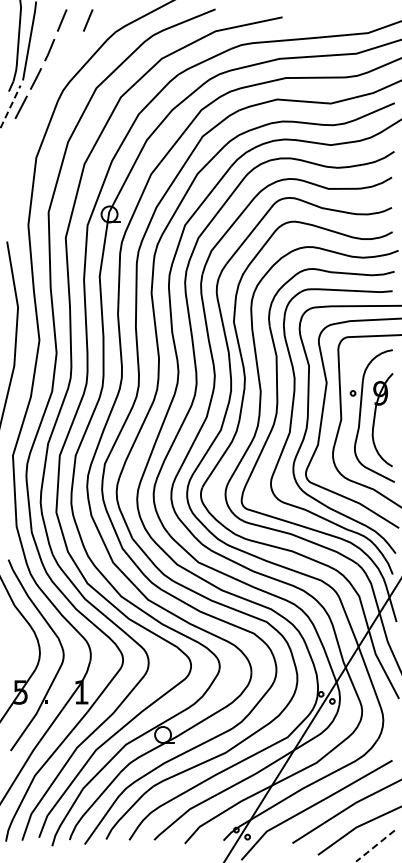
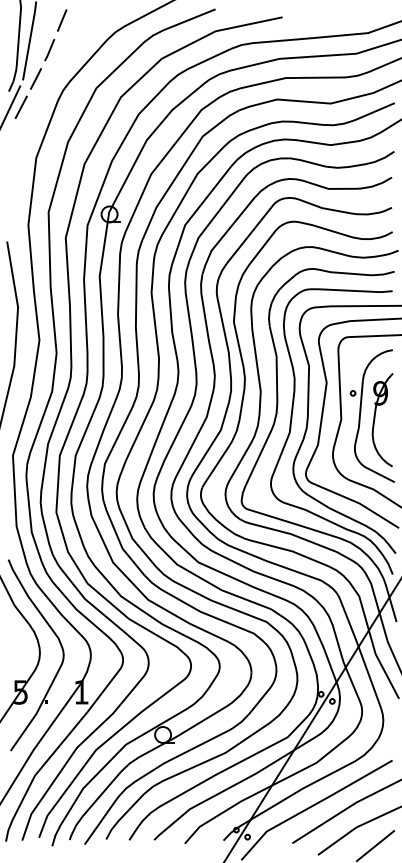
line: present -> none (88, 20)
line: dashed -> solid (10, 107)
line: dashed -> solid (375, 846)
